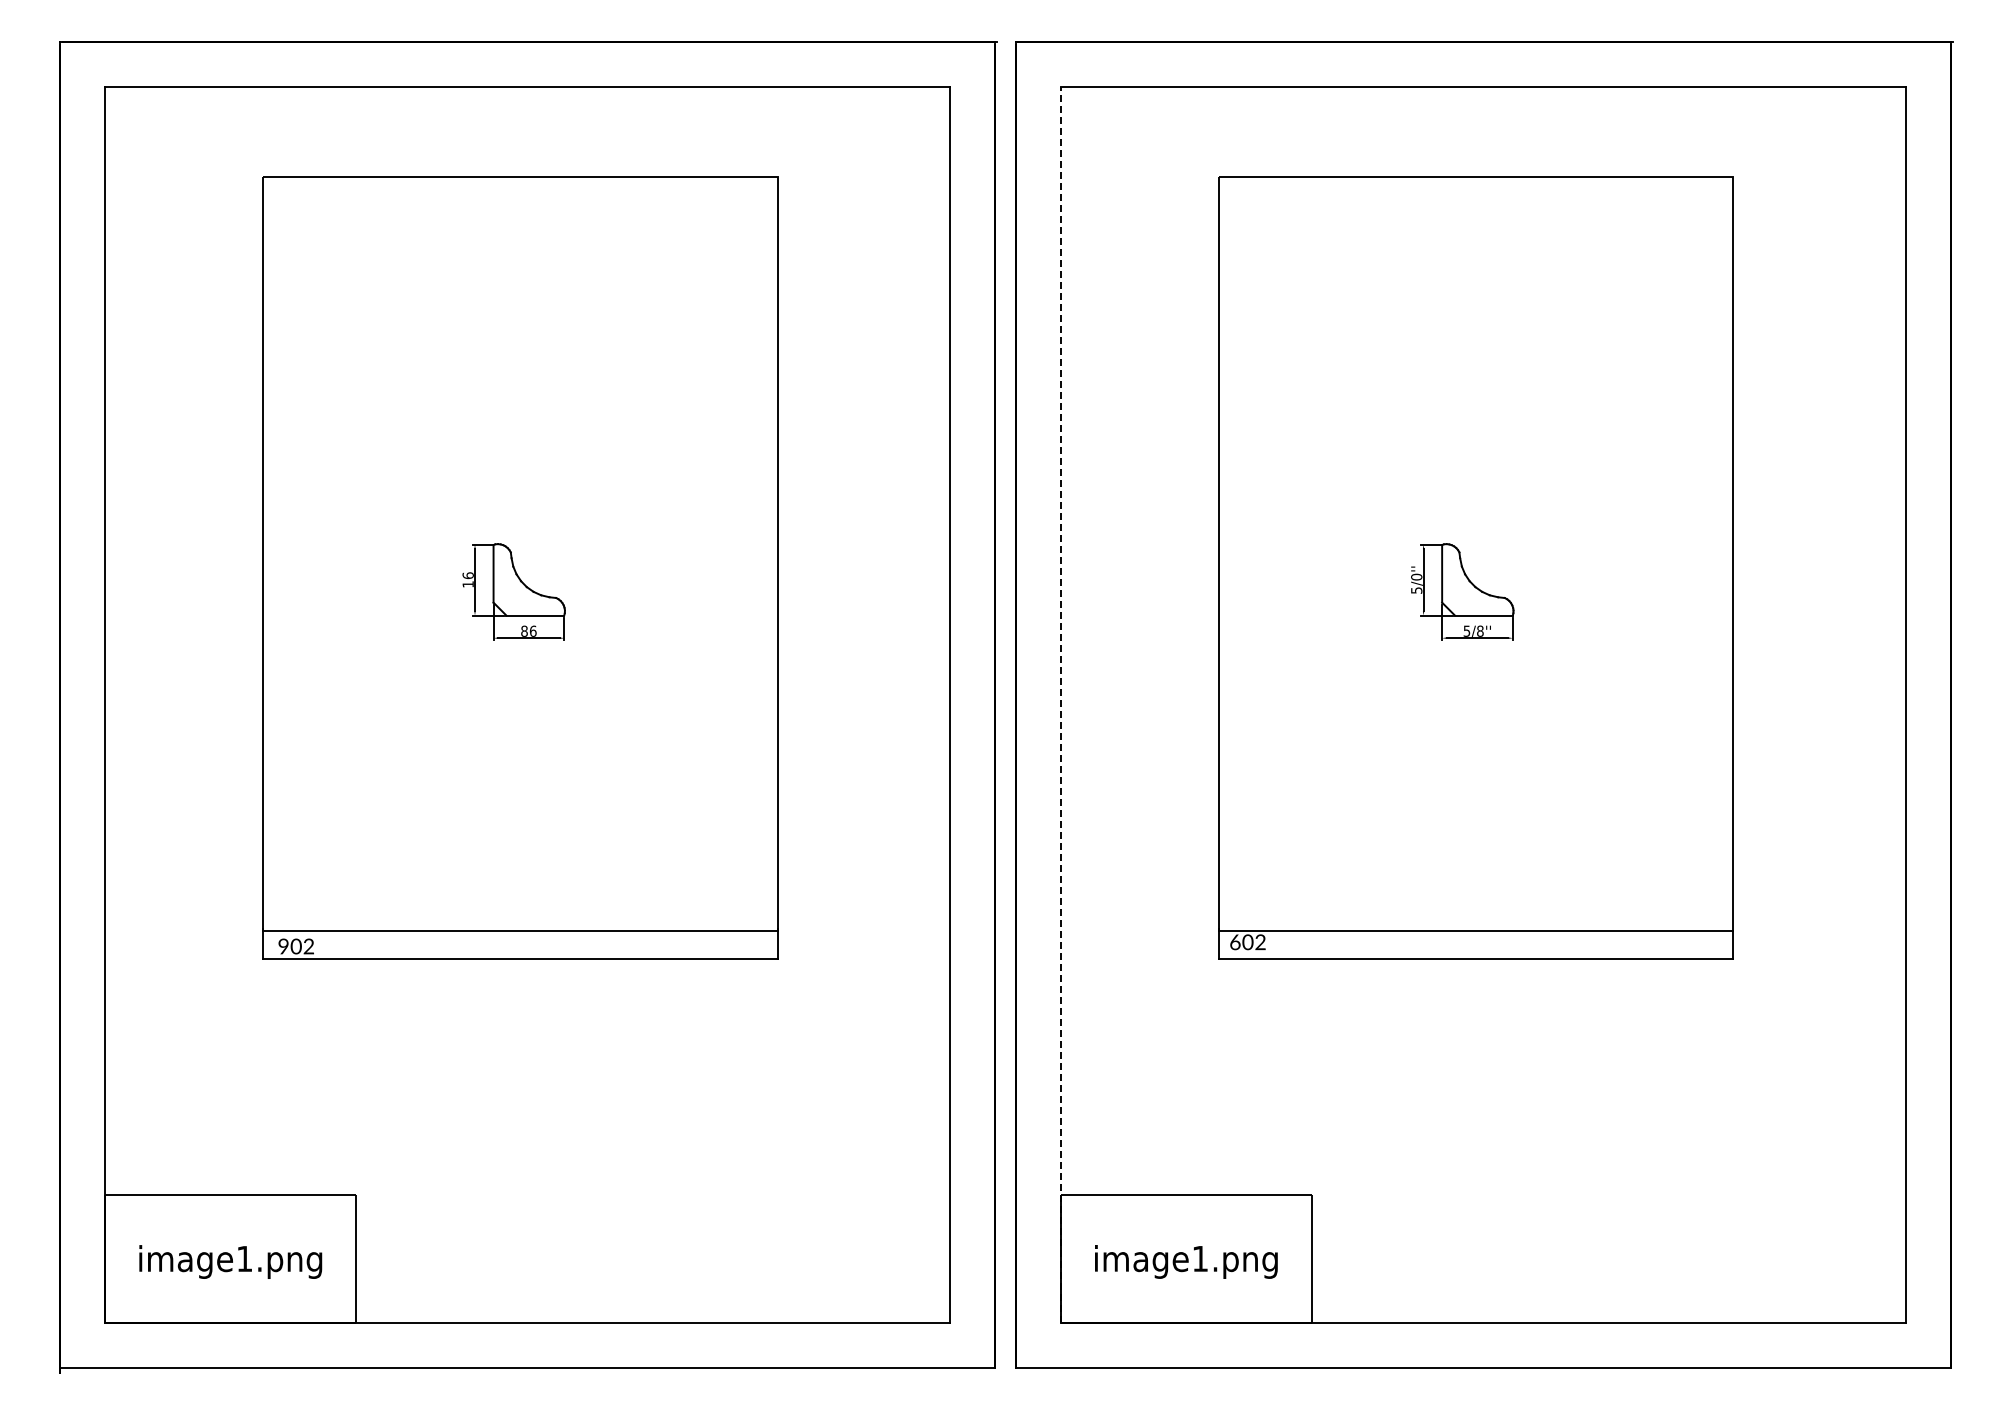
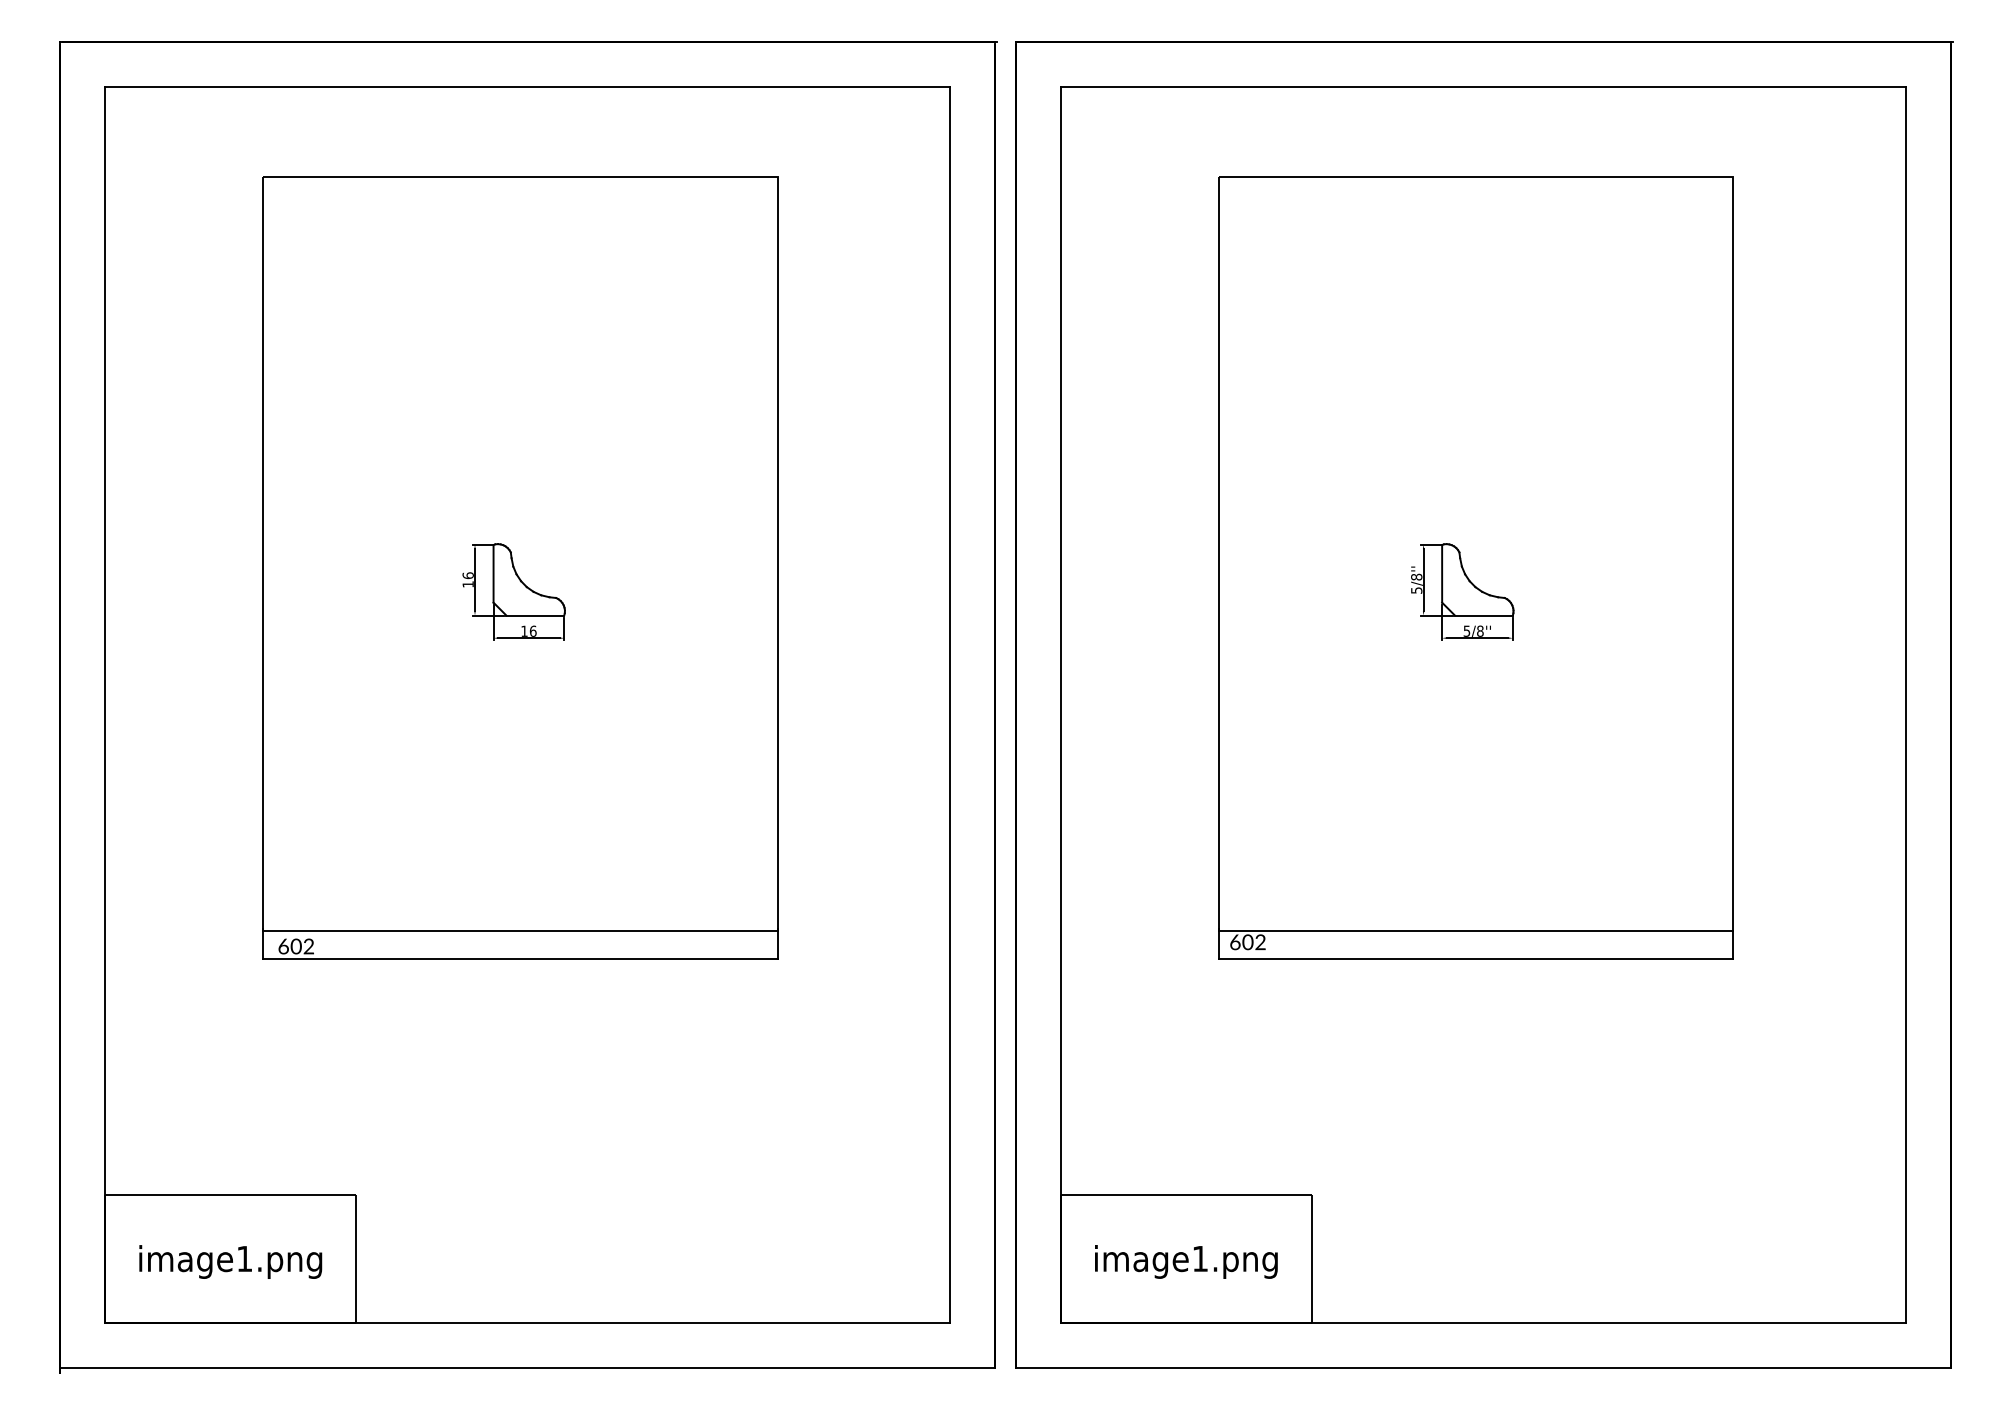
text: 5/0'' -> 5/8'' (1416, 576)
text: 86 -> 16 (524, 630)
line: dashed -> solid (1060, 704)
text: 902 -> 602 (283, 946)
